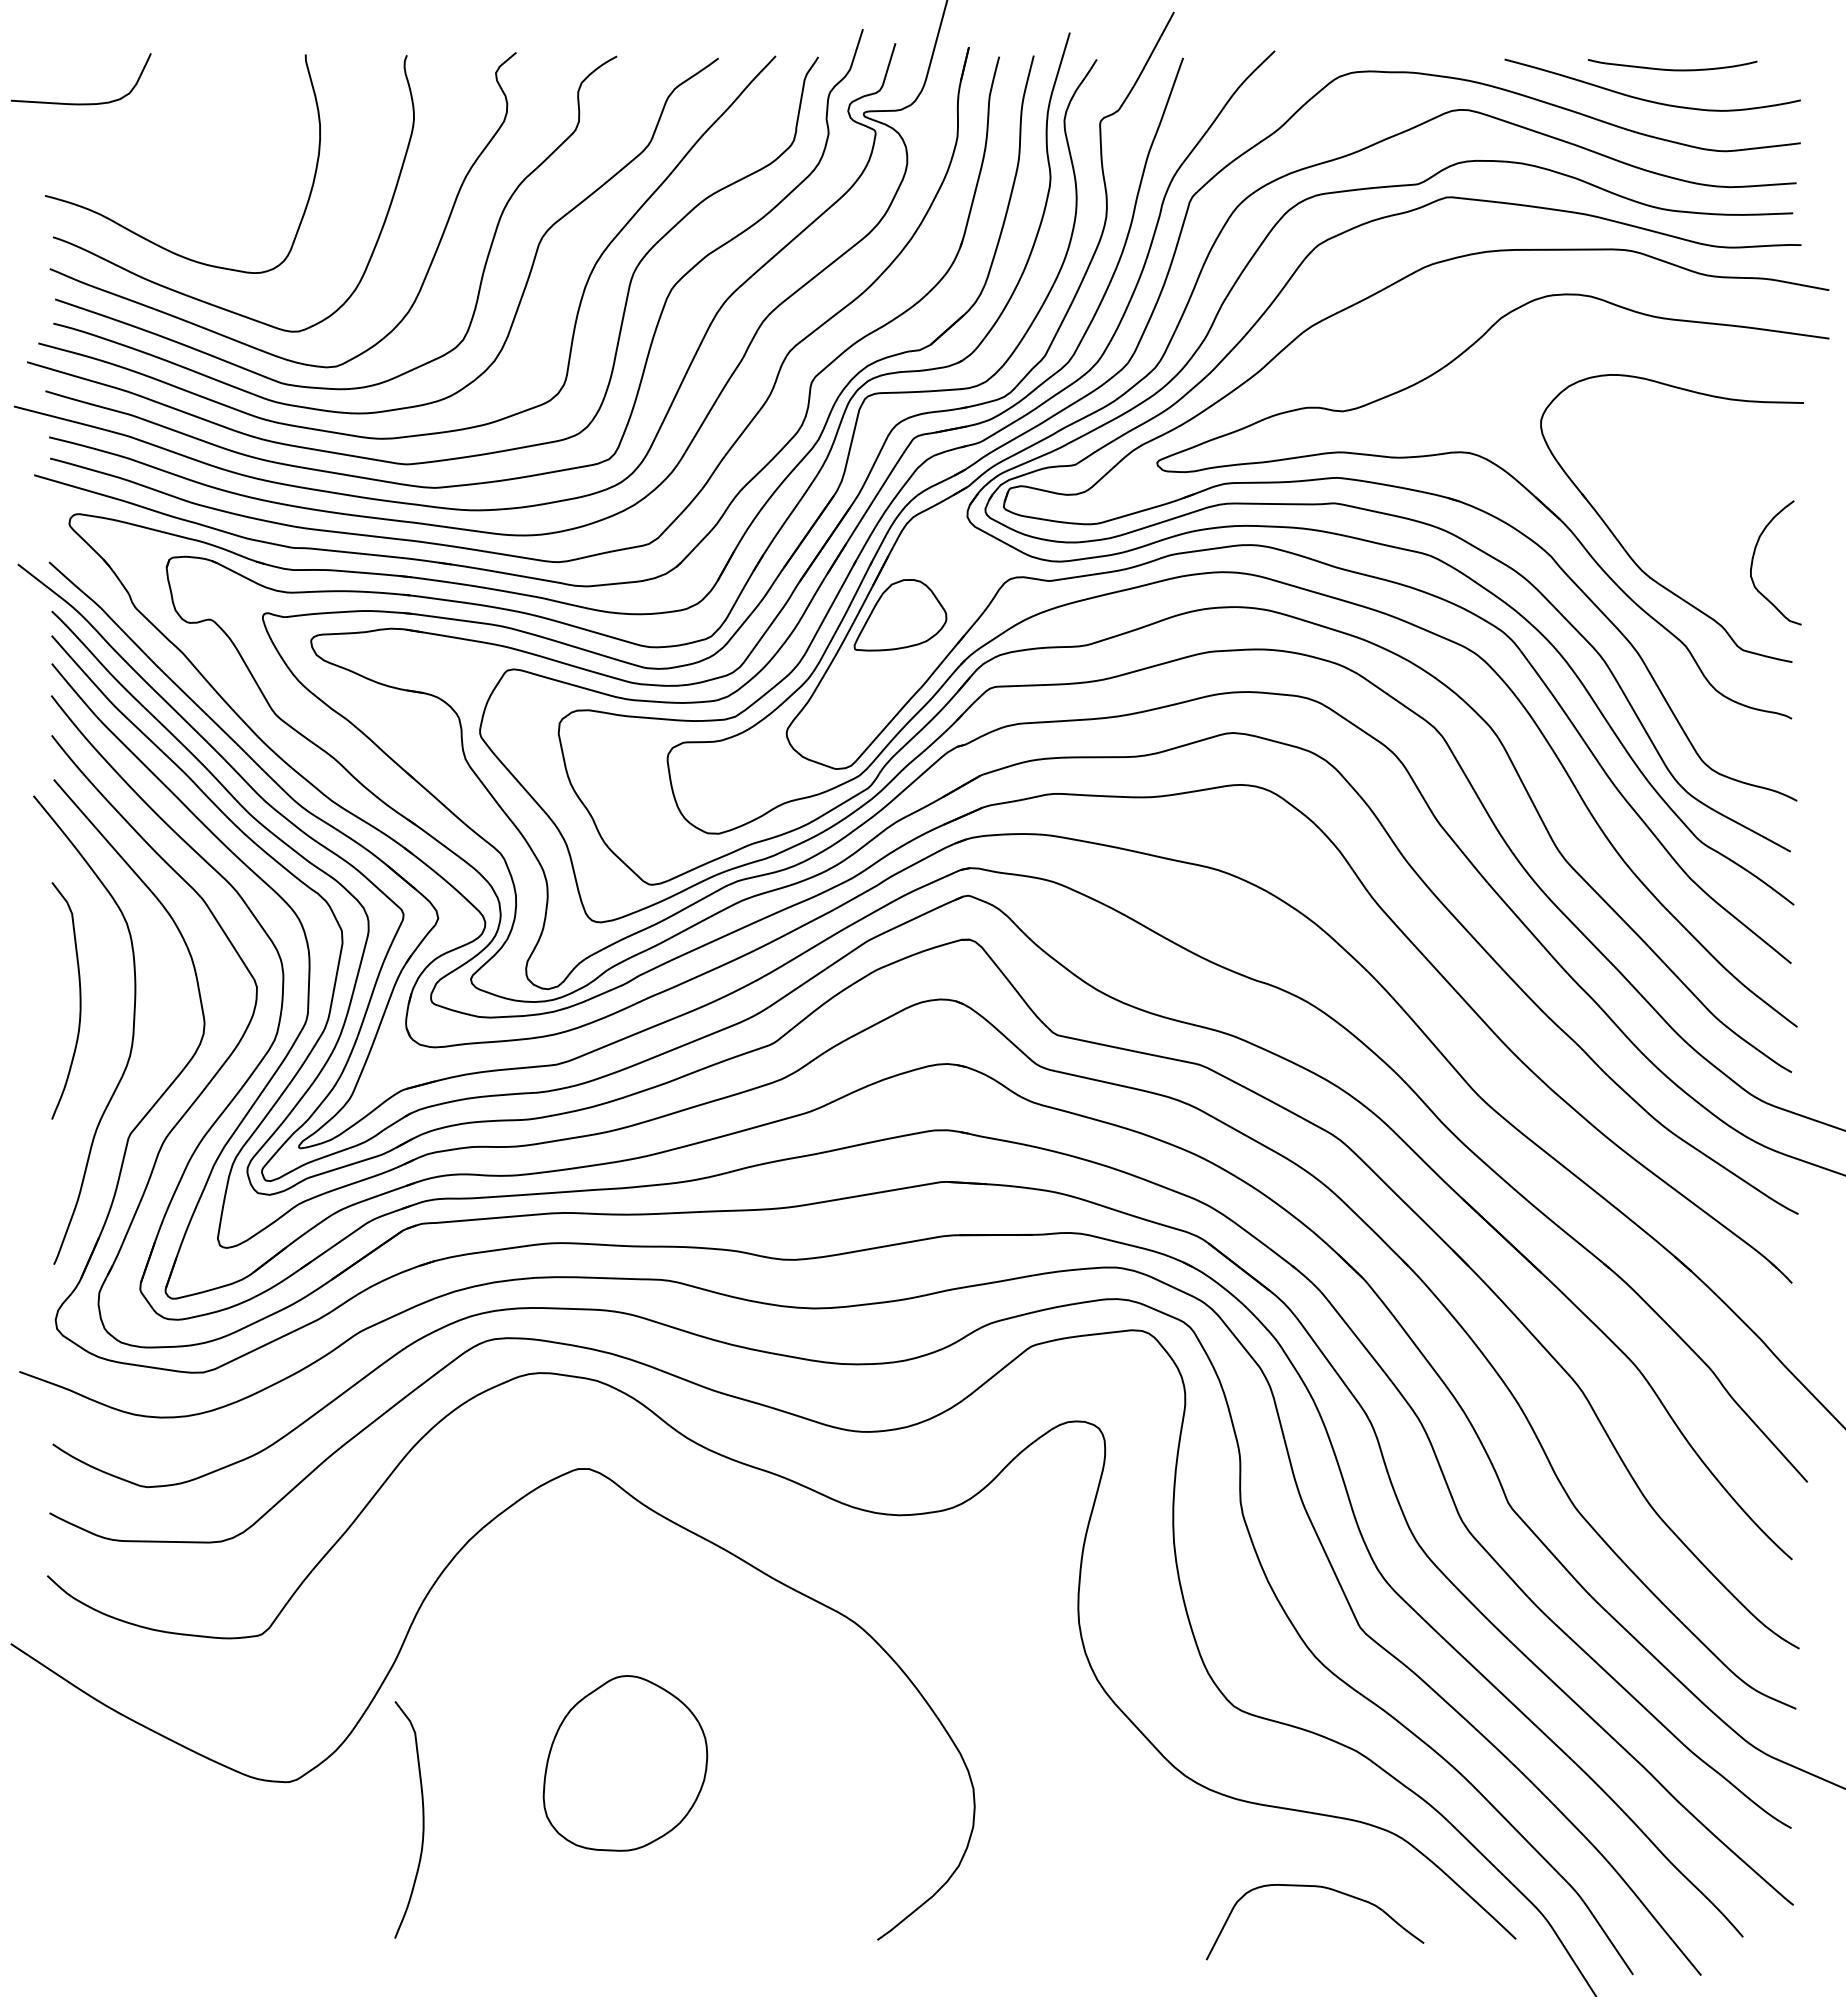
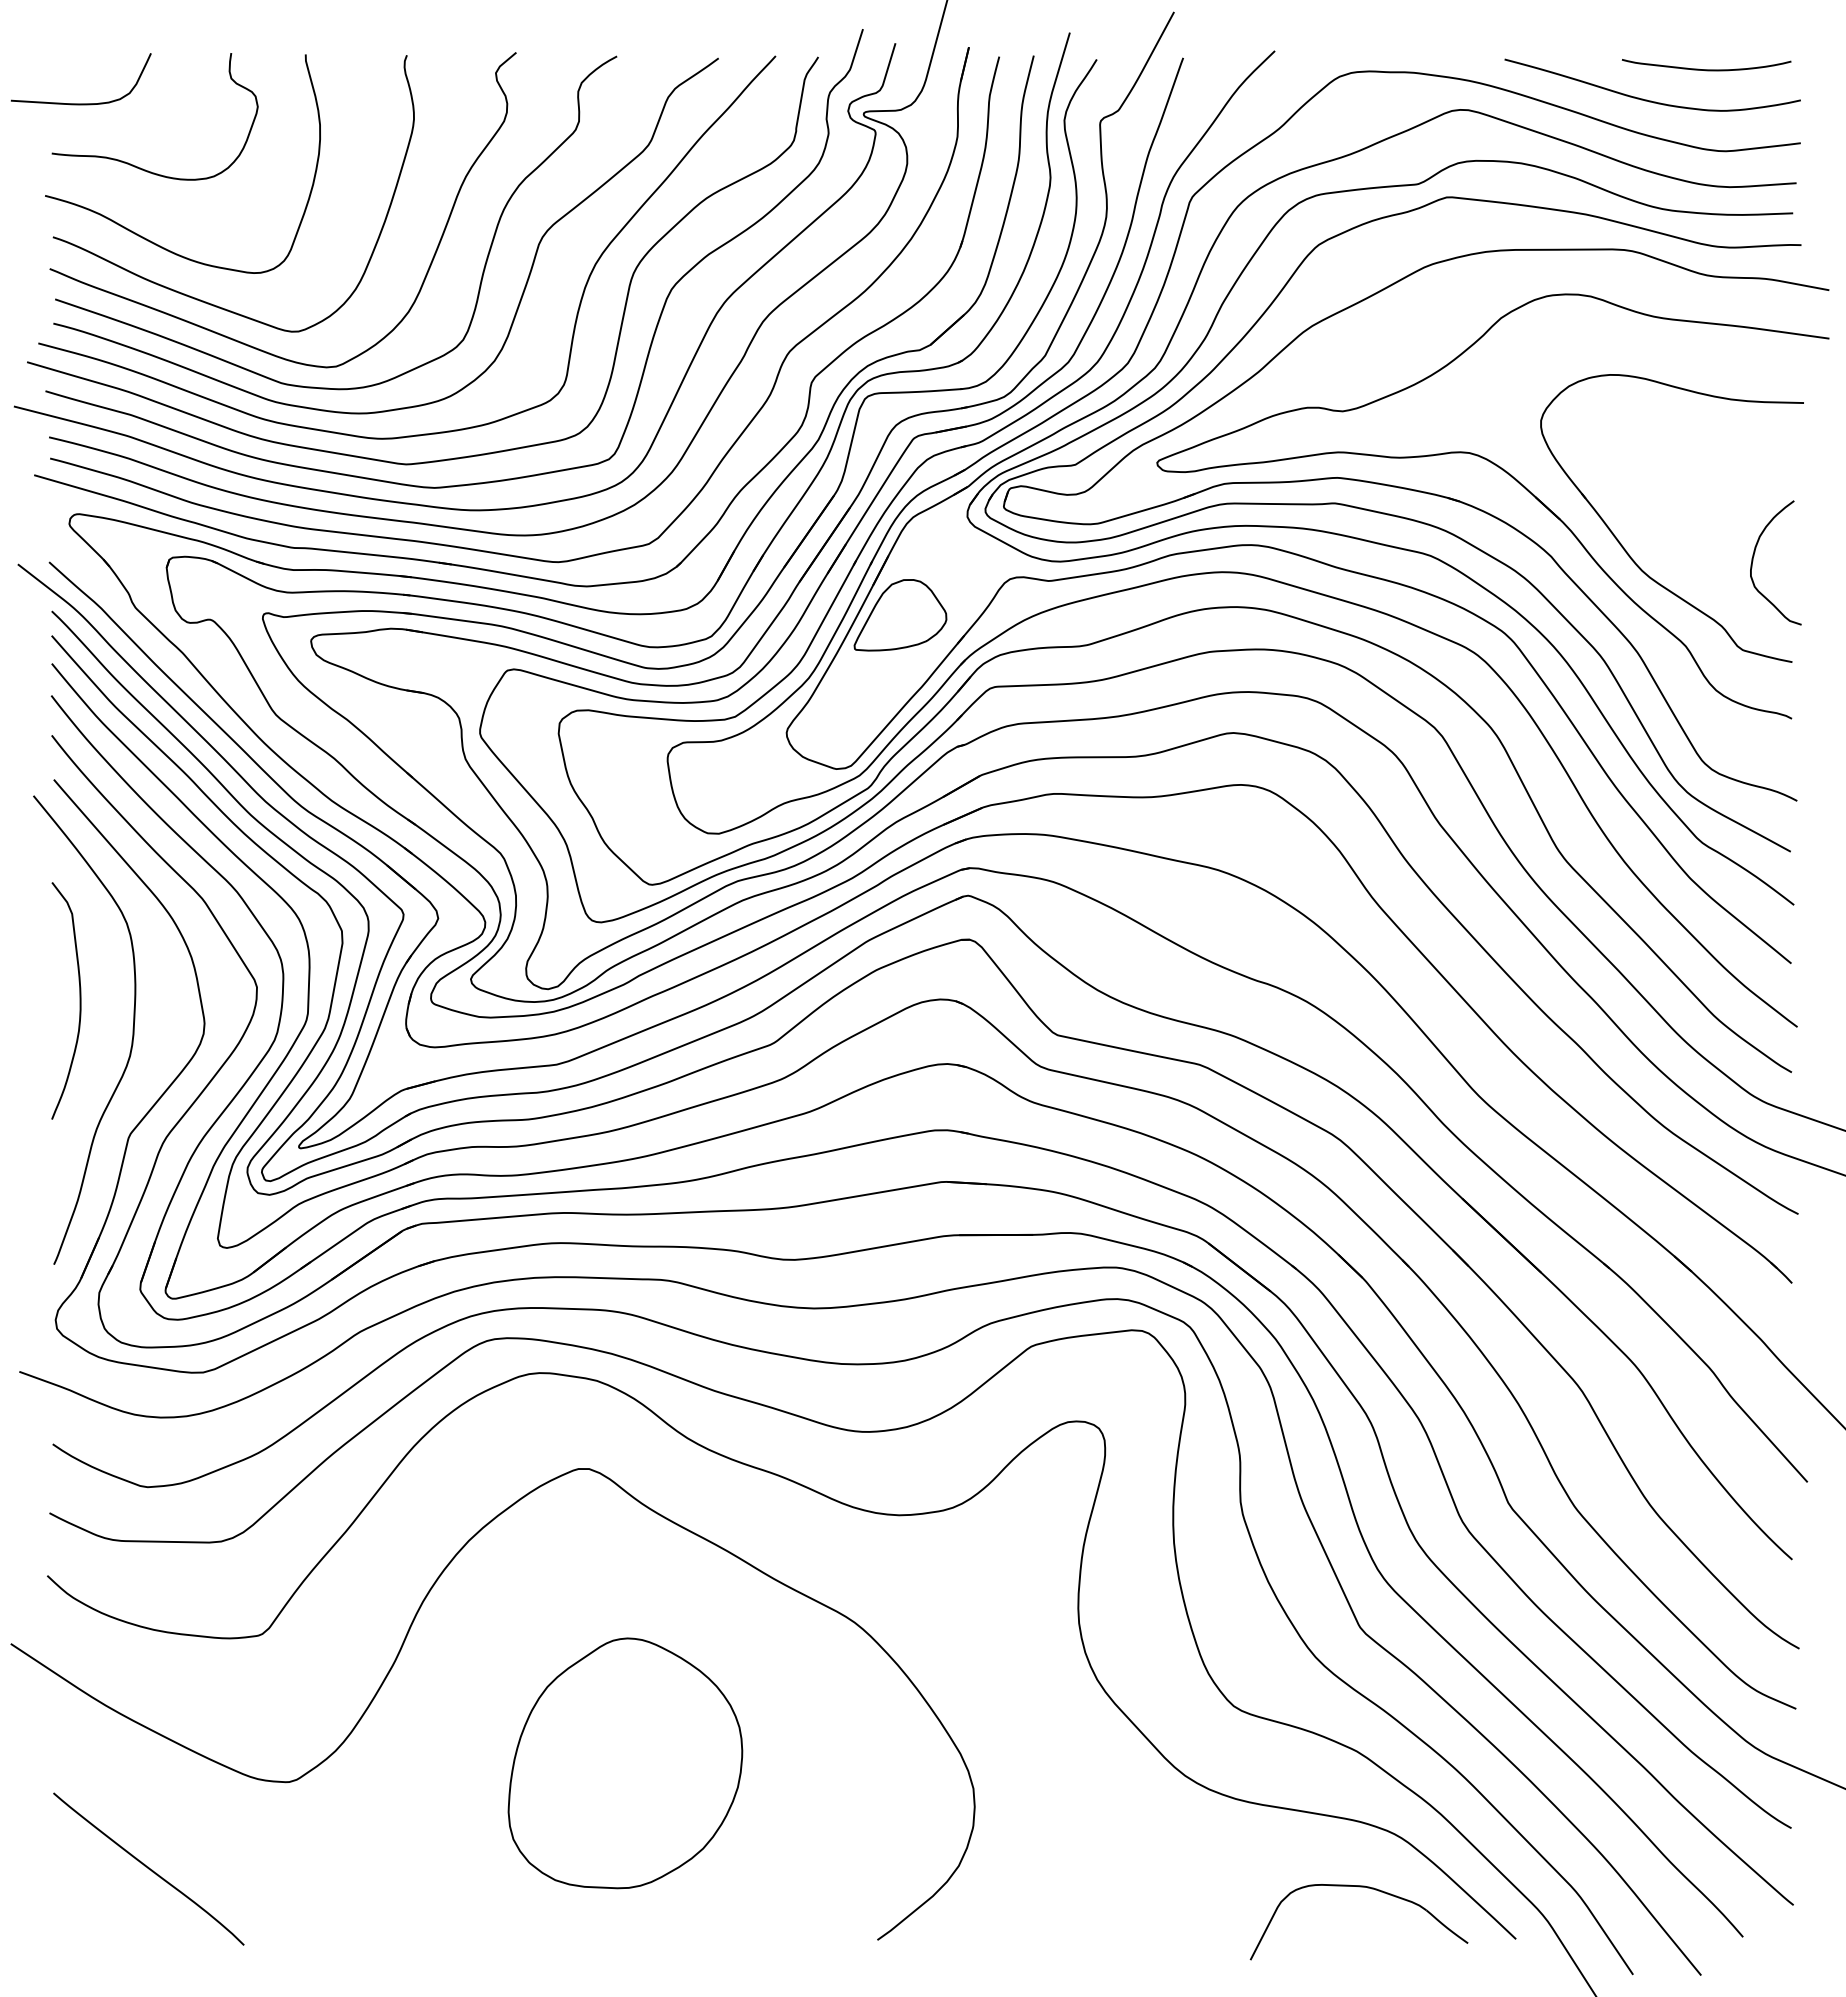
curve position: (1672, 69) -> (1706, 69) (1706, 69)
curve: none -> present (133, 164)
part size: 167x177 px -> 237x253 px (625, 1763)
curve: present -> none (422, 1819)
curve: none -> present (148, 1868)
part position: (1315, 1887) -> (1359, 1887) (1359, 1887)
